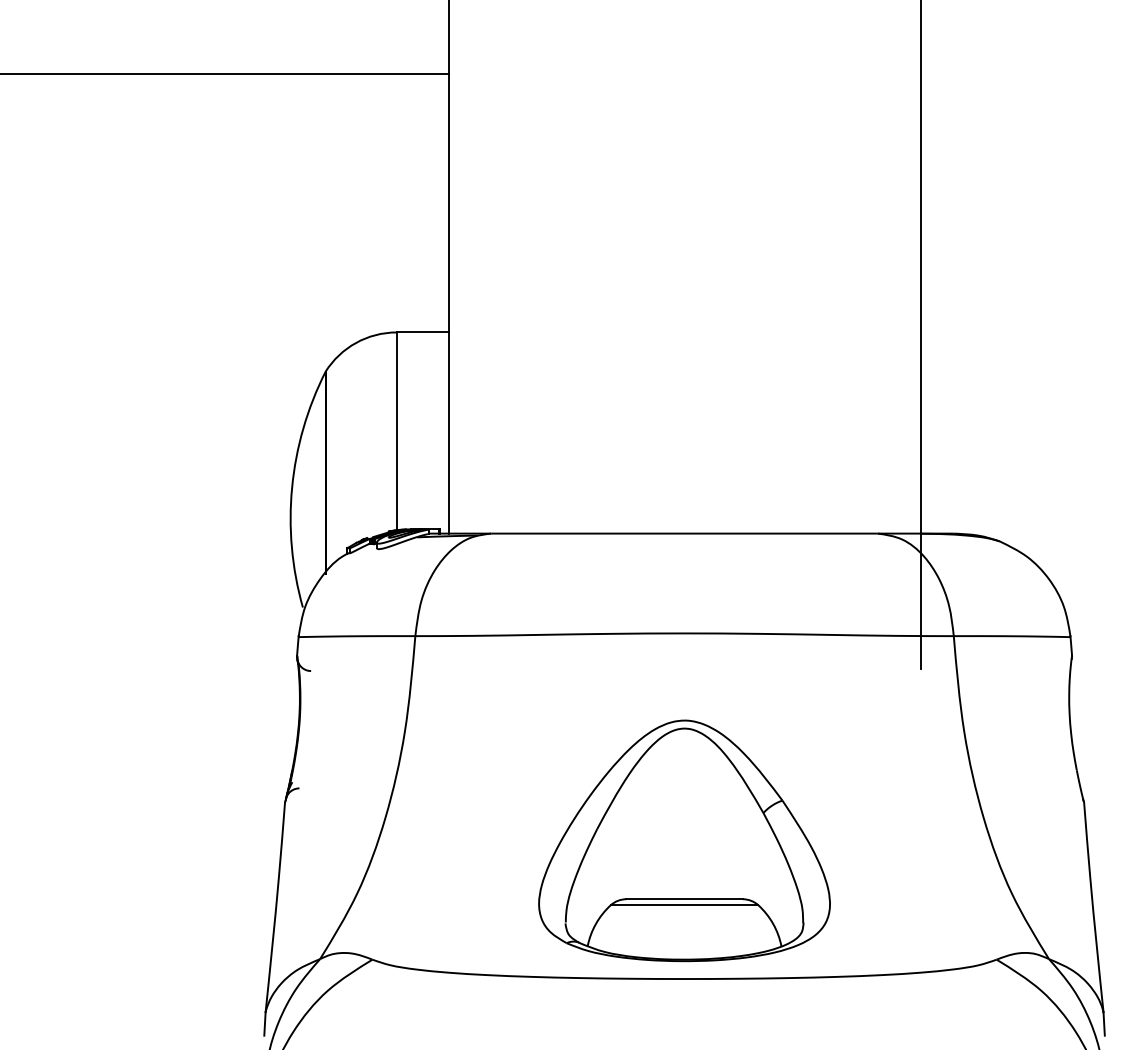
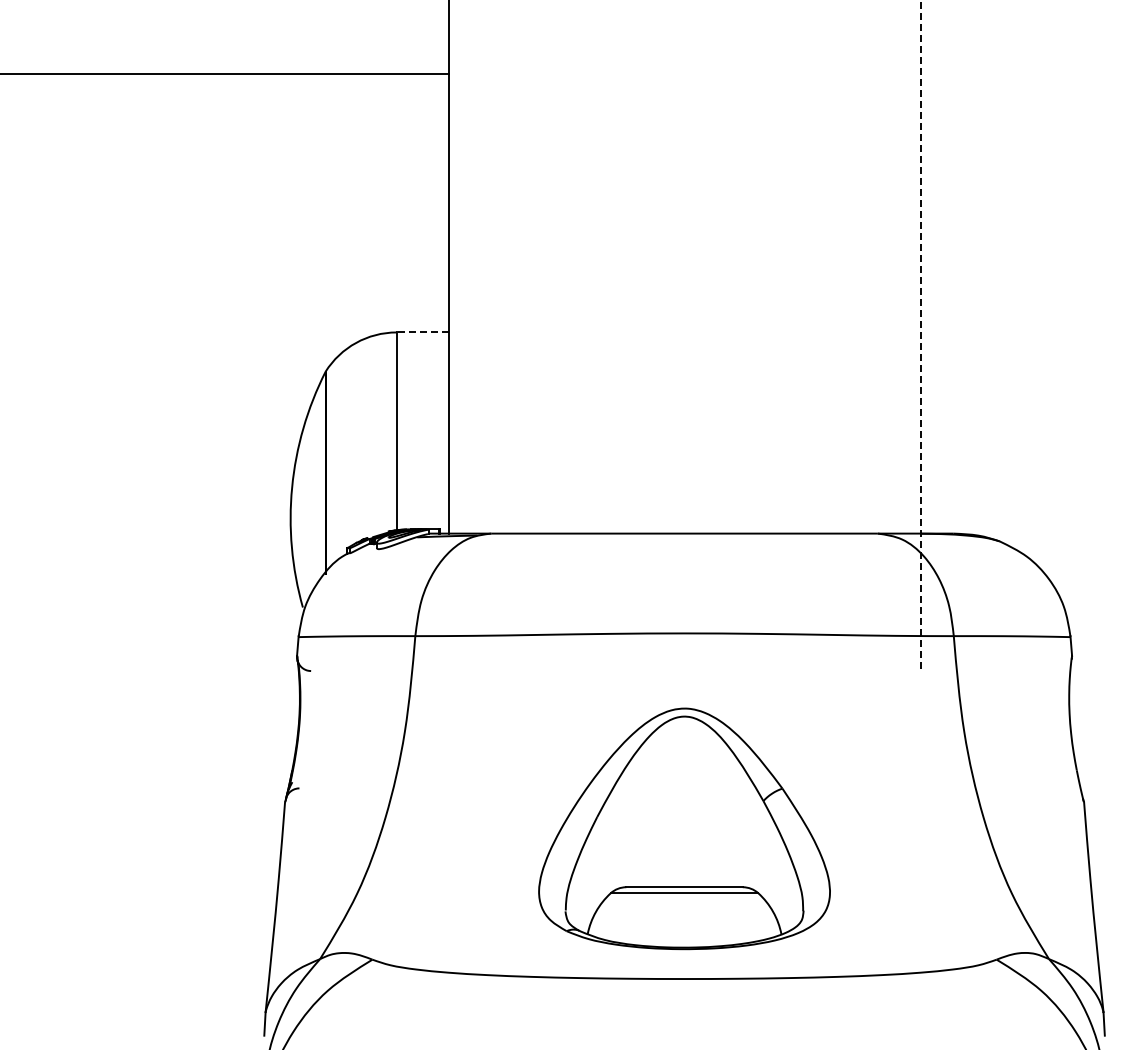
line: solid -> dashed (422, 332)
line: solid -> dashed (920, 334)
part position: (684, 840) -> (684, 828) (684, 828)
